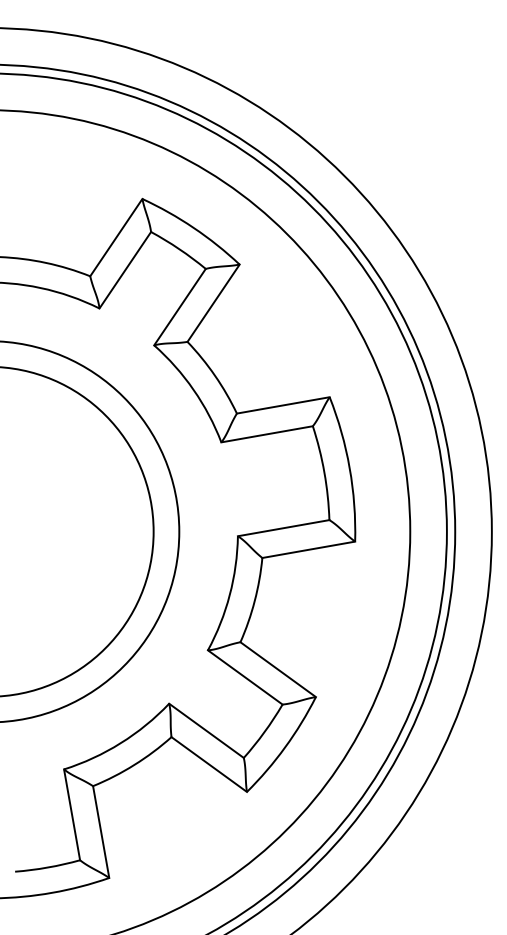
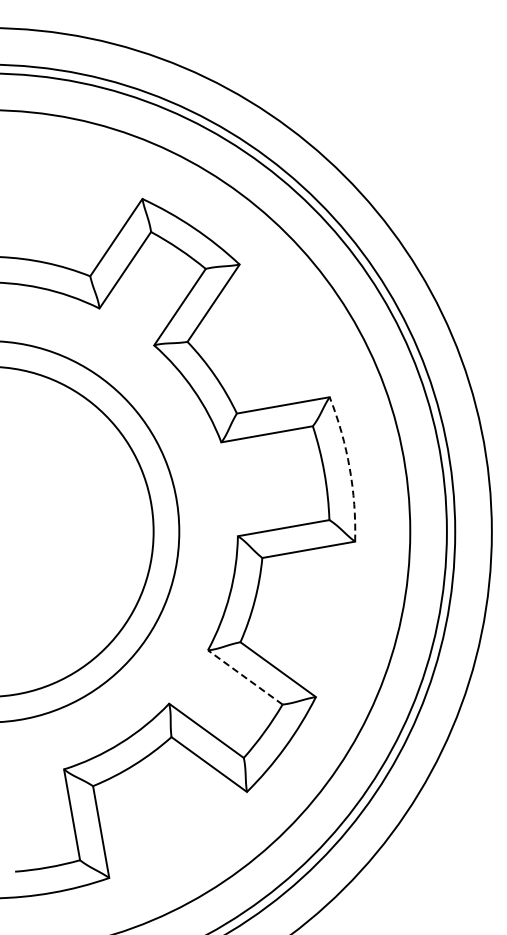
arc: solid -> dashed (349, 468)
line: solid -> dashed (244, 677)
